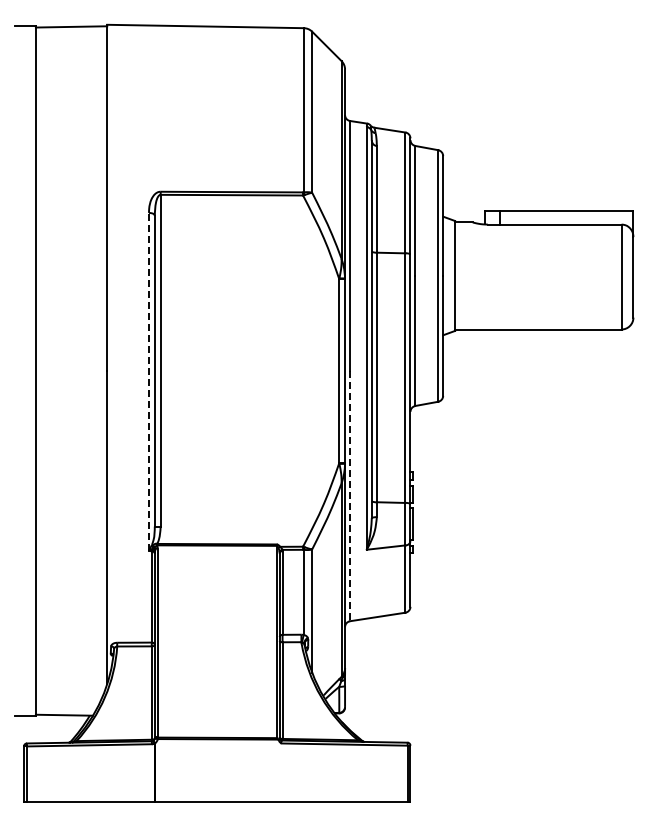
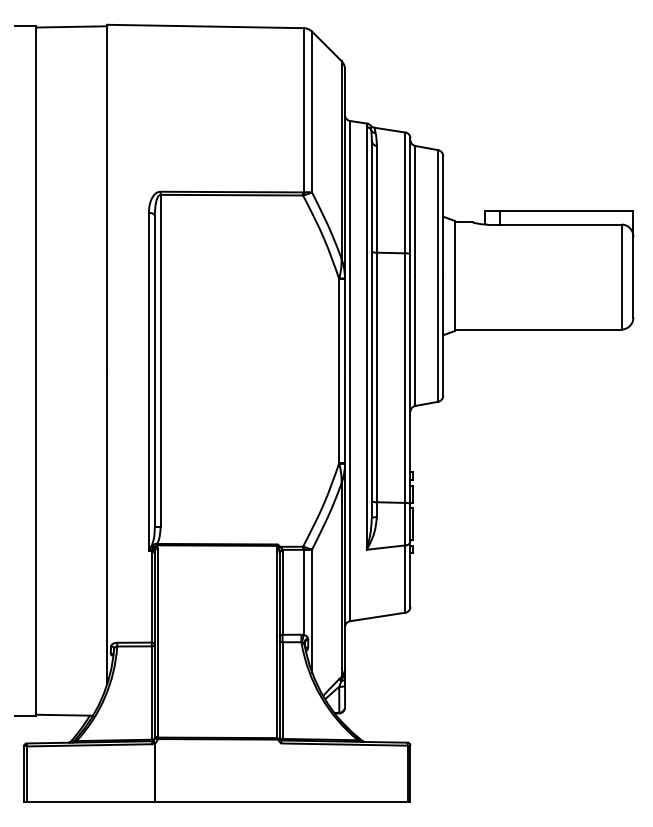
line: dashed -> solid (148, 381)
line: dashed -> solid (350, 496)
